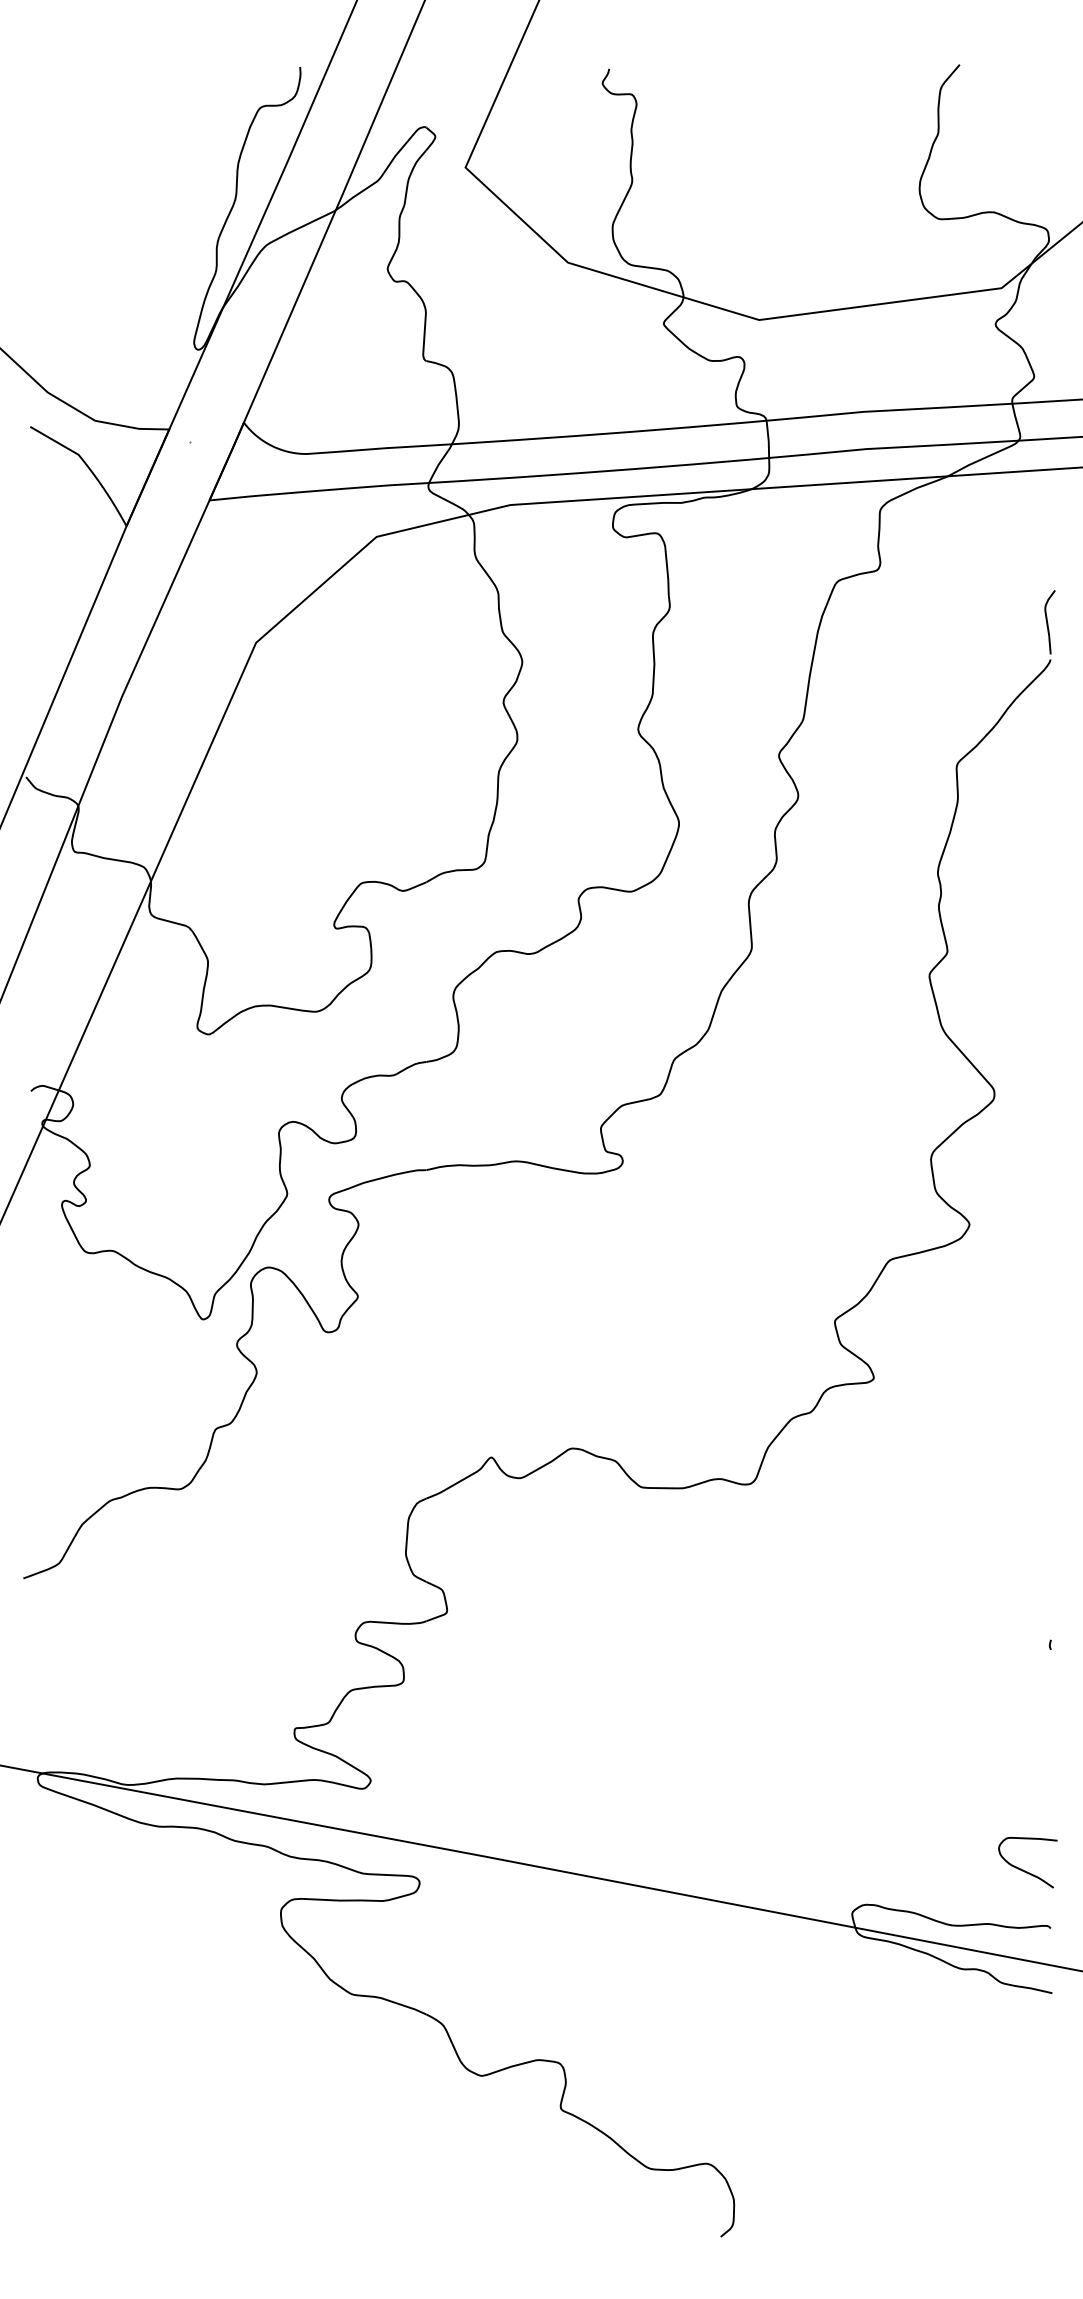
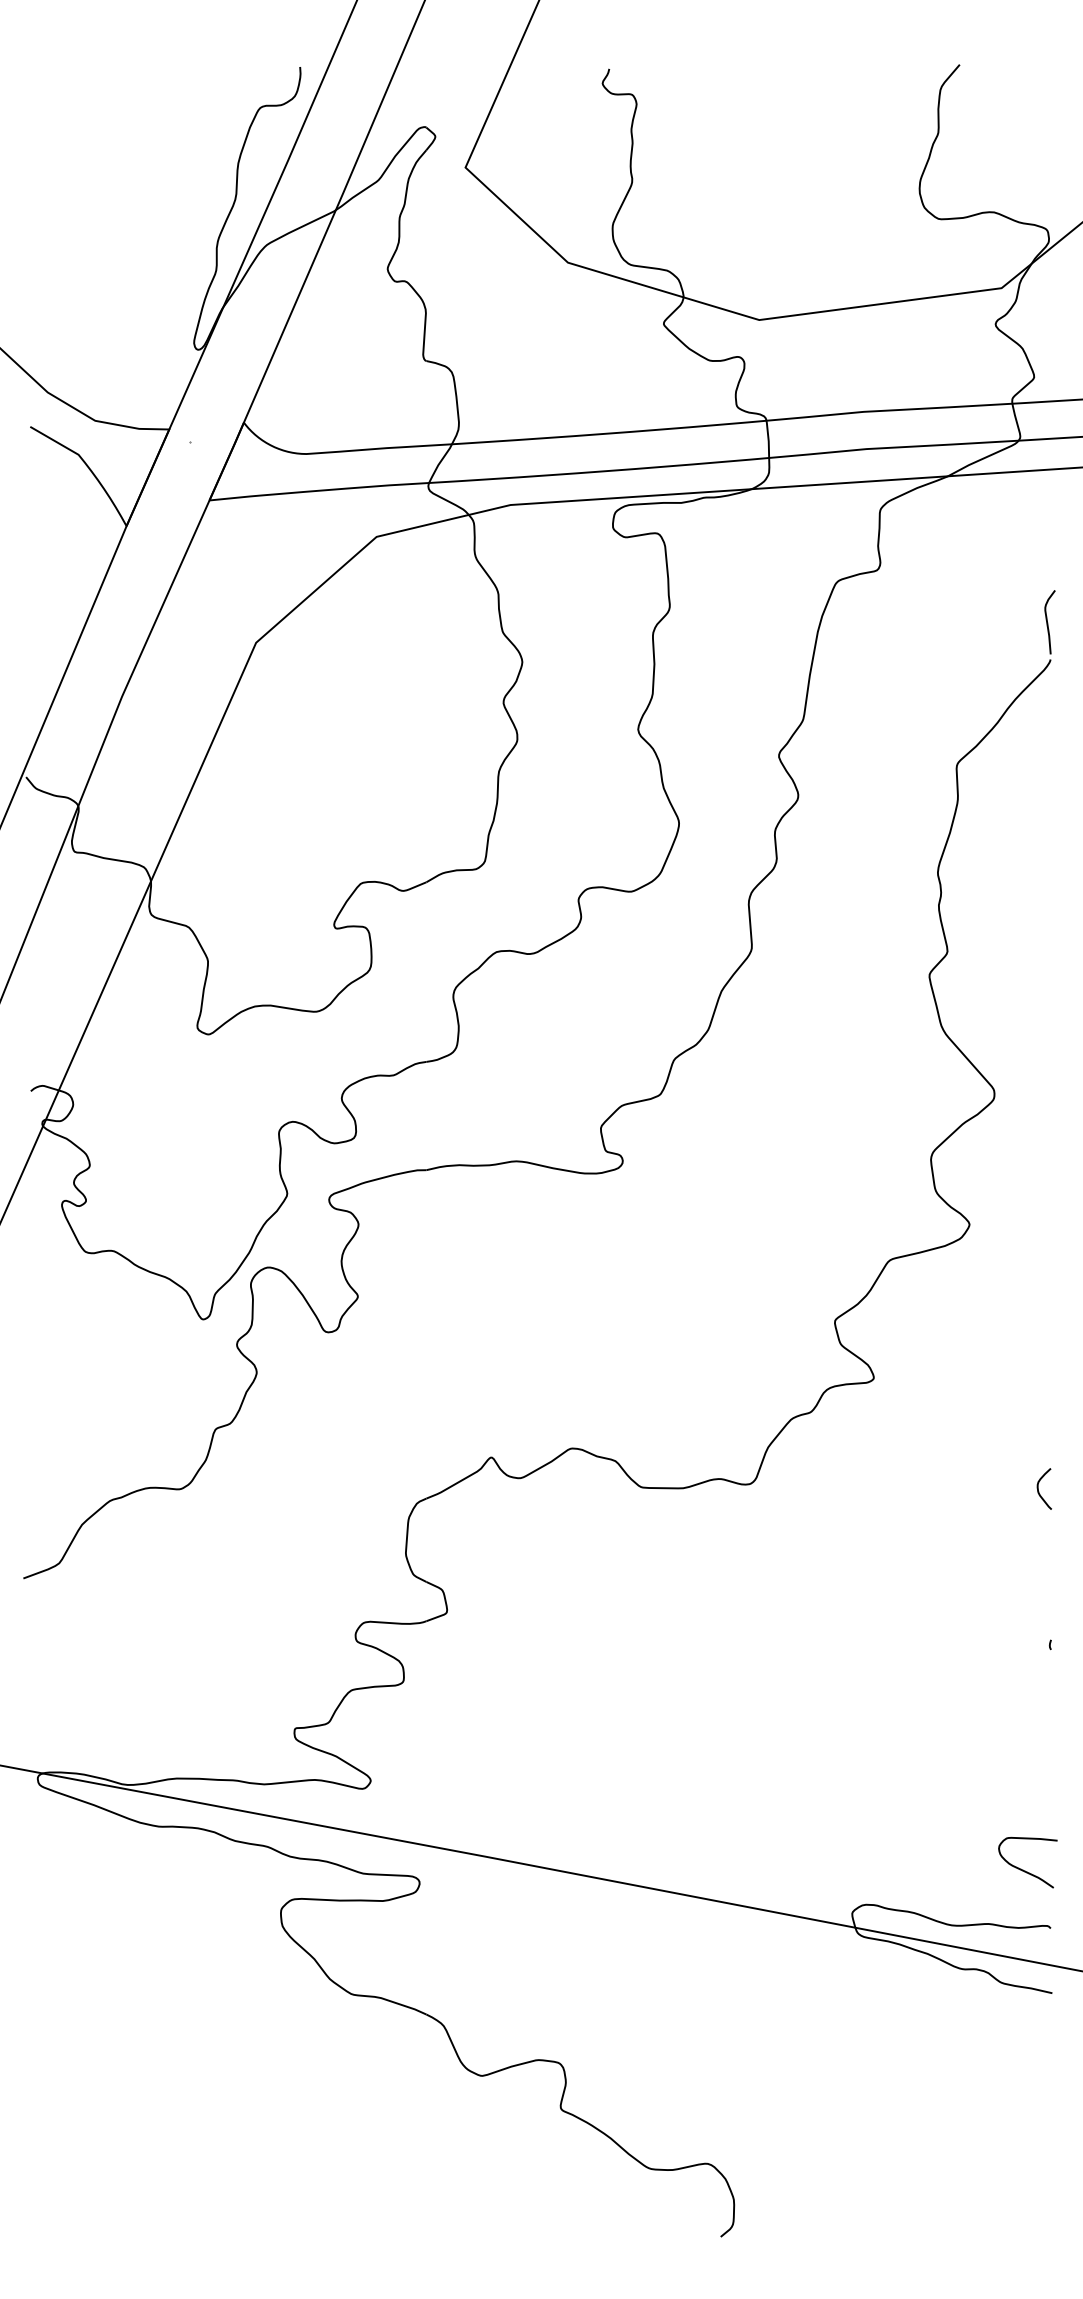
curve: none -> present (1038, 1488)
